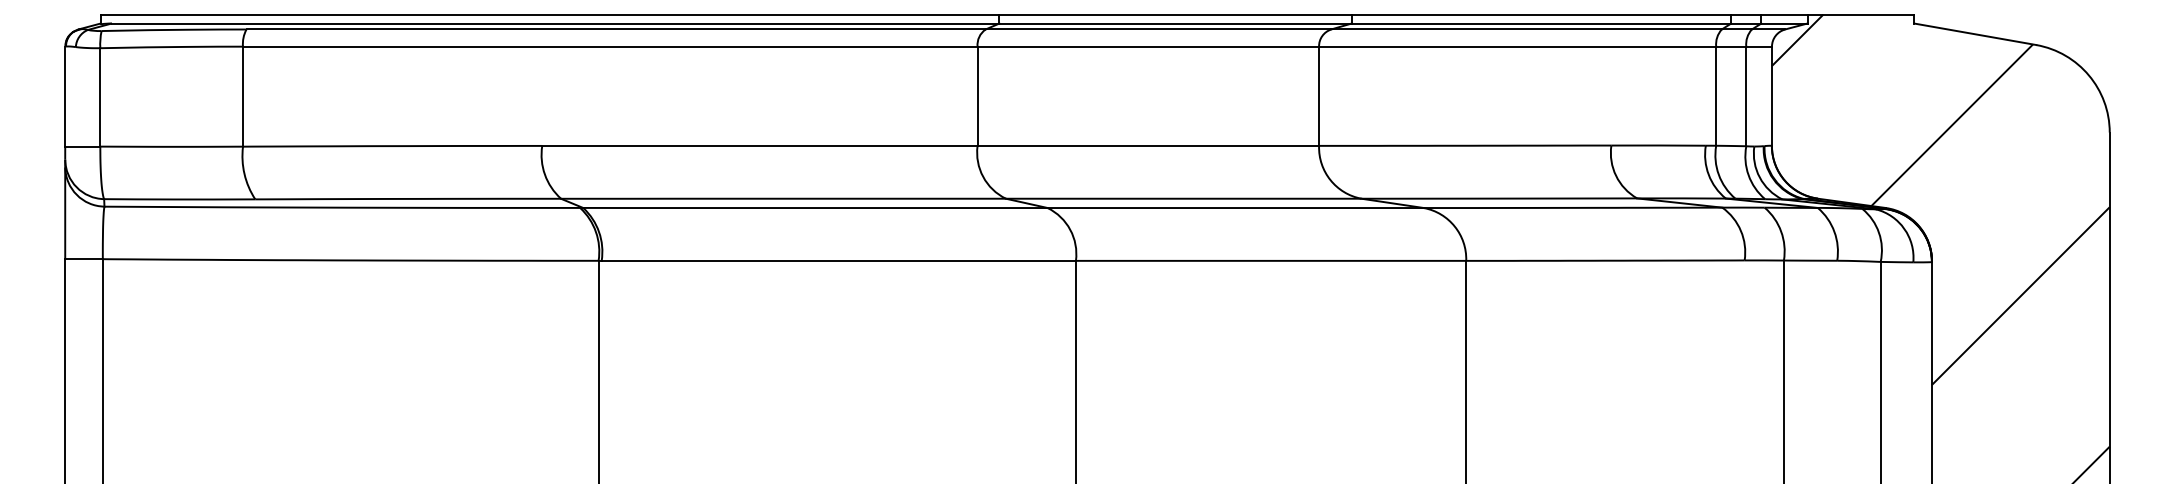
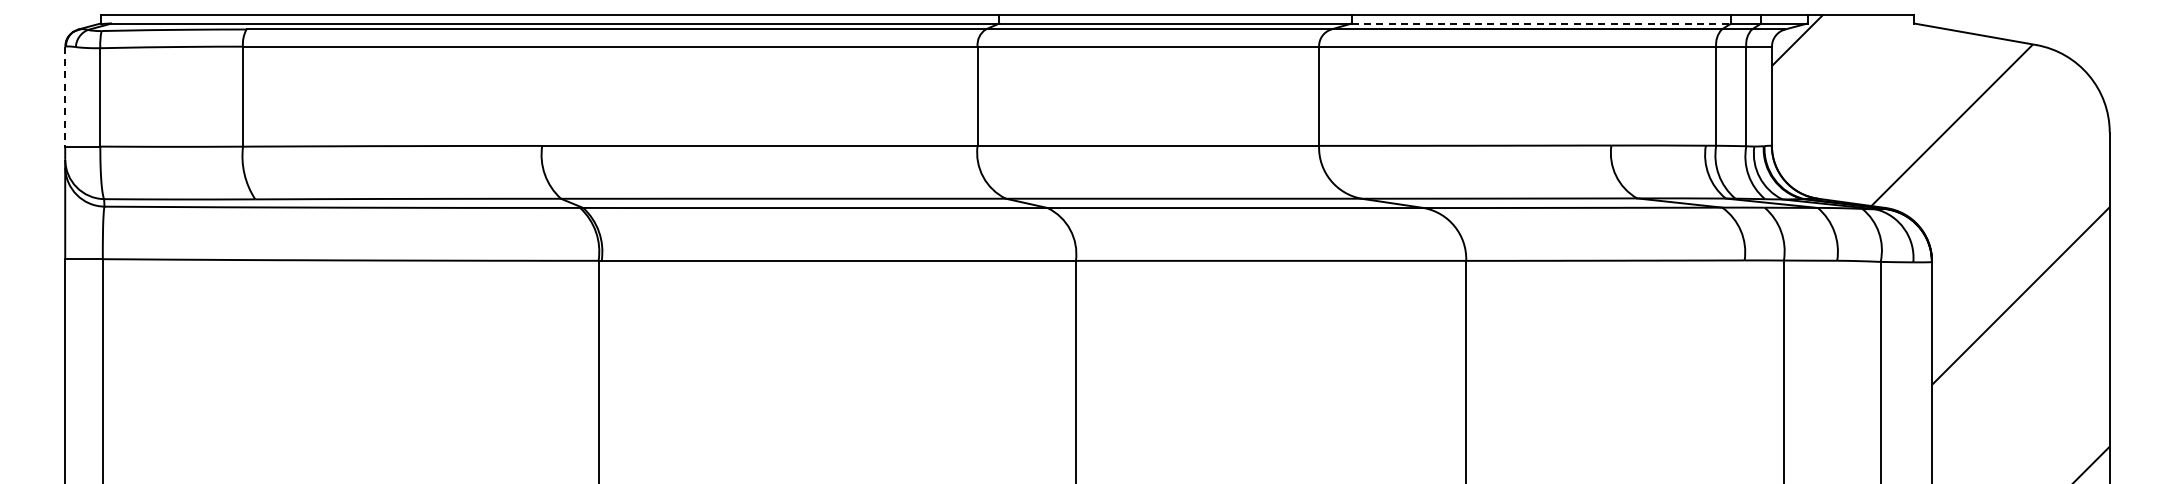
line: solid -> dashed (1541, 23)
line: solid -> dashed (65, 96)
